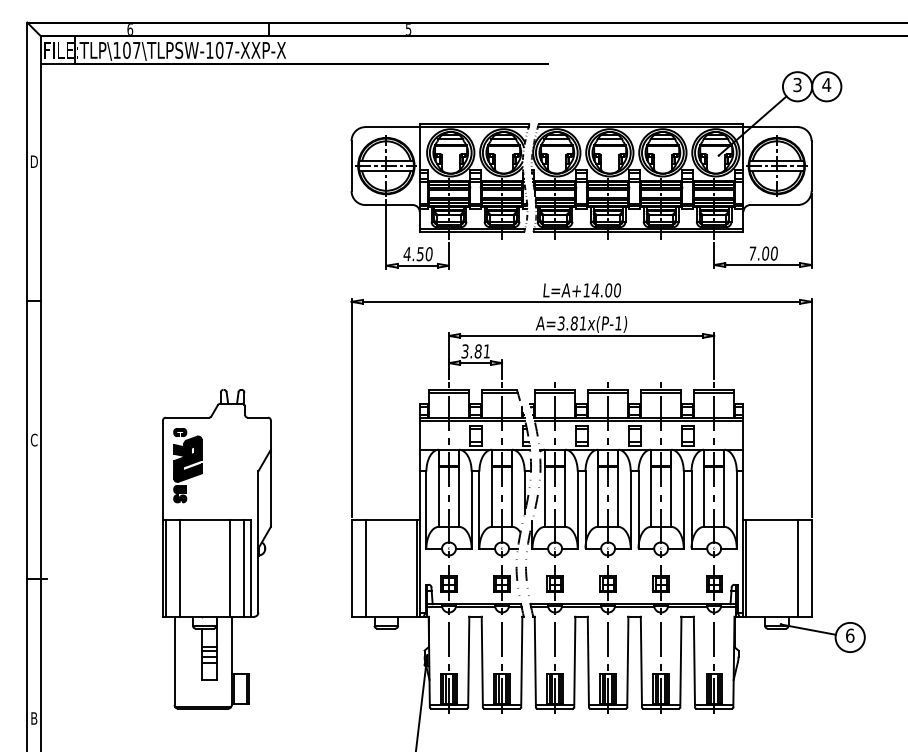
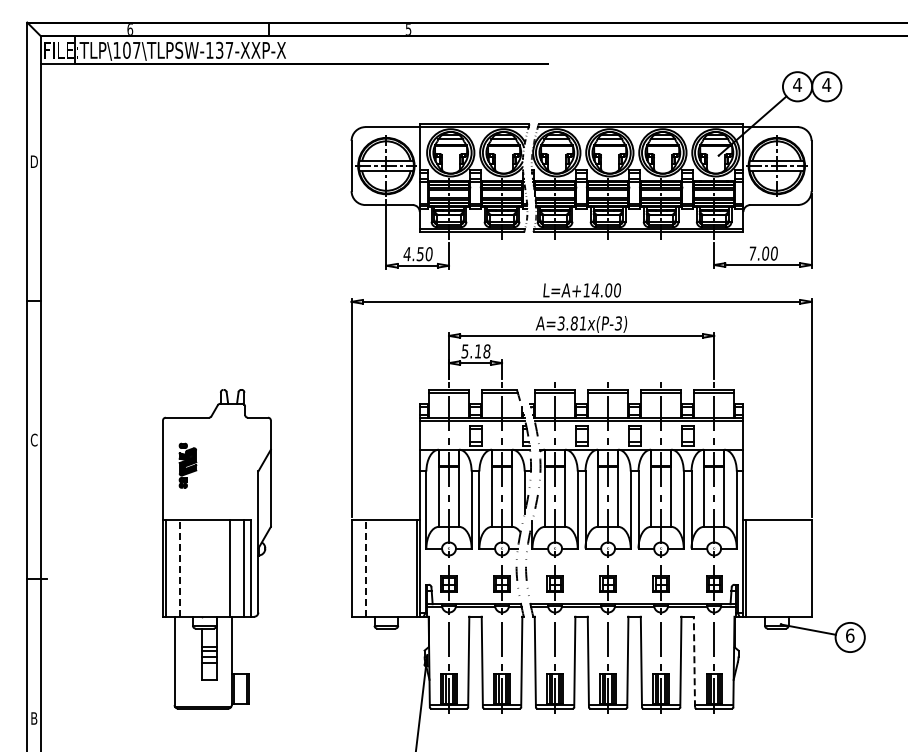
text: TLP\107\TLPSW-107-XXP-X -> TLP\107\TLPSW-137-XXP-X (219, 49)
text: 3 -> 4 (797, 84)
text: A=3.81x(P-1) -> A=3.81x(P-3) (617, 323)
text: 3.81 -> 5.18 (476, 351)
part size: 30x76 px -> 20x47 px (187, 465)
line: solid -> dashed (179, 567)
line: solid -> dashed (365, 567)
line: present -> none (797, 568)
line: solid -> dashed (694, 661)
